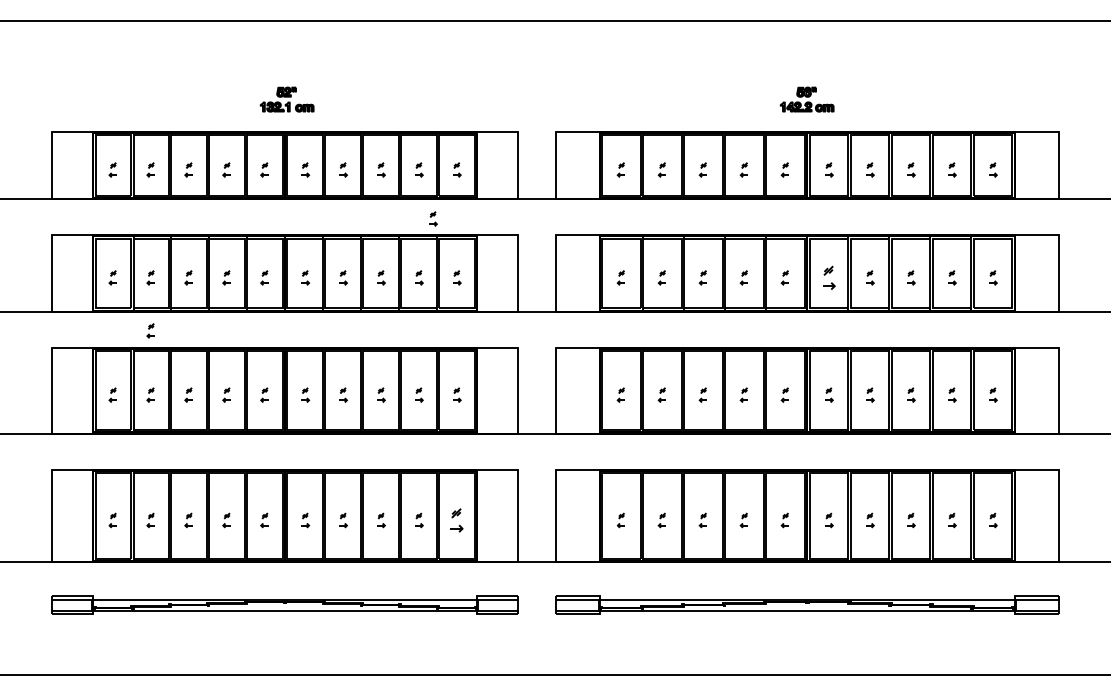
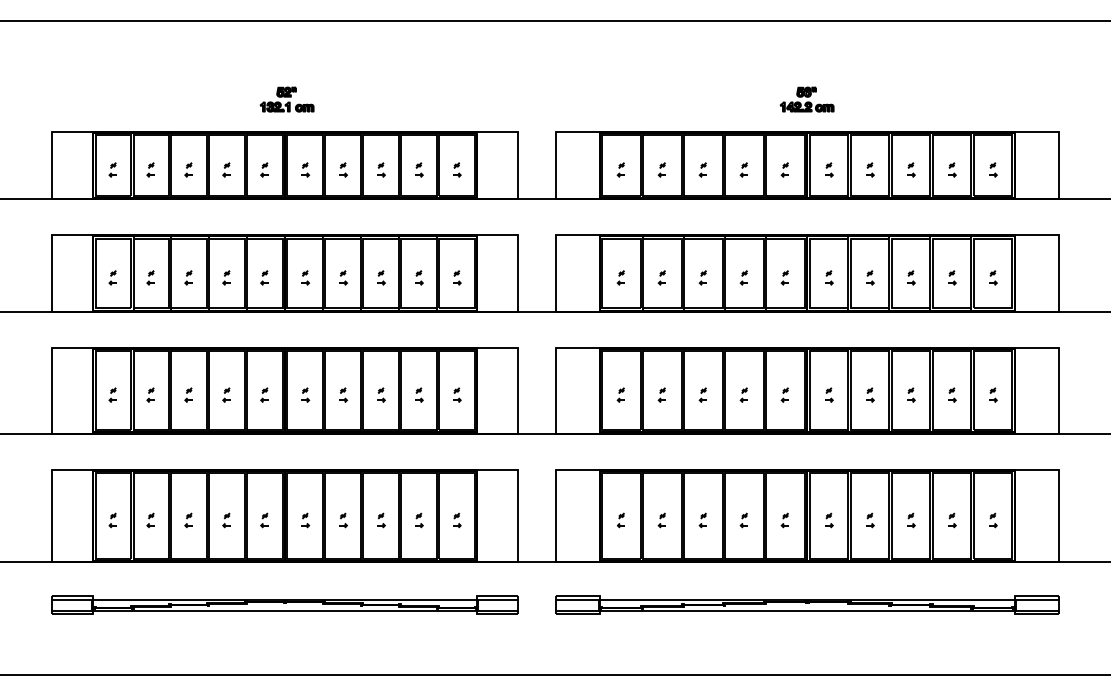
part: present -> none (433, 218)
part size: 13x25 px -> 9x16 px (829, 277)
part: present -> none (150, 330)
part size: 14x25 px -> 9x17 px (457, 520)
